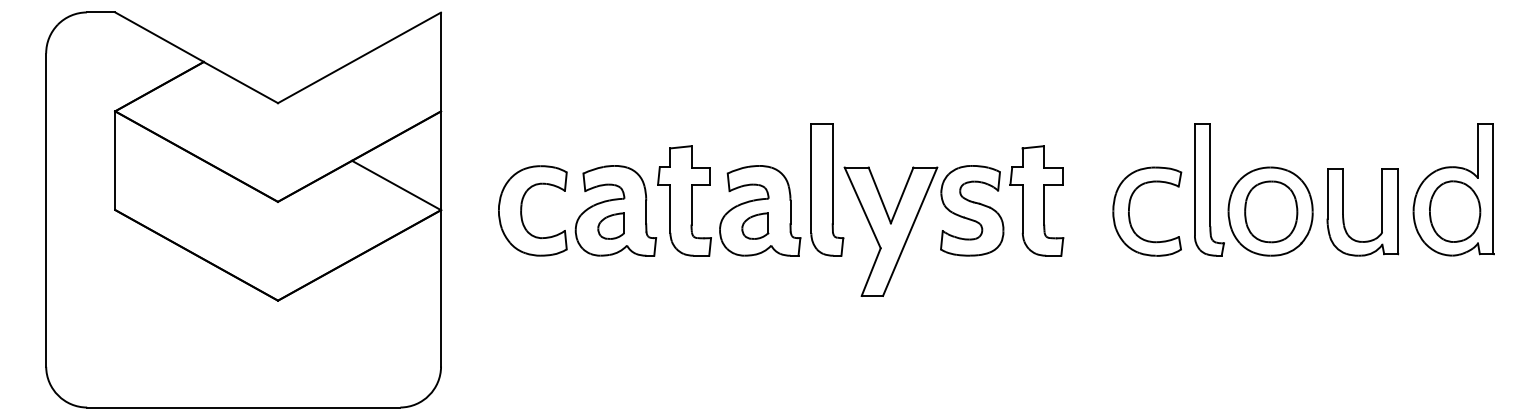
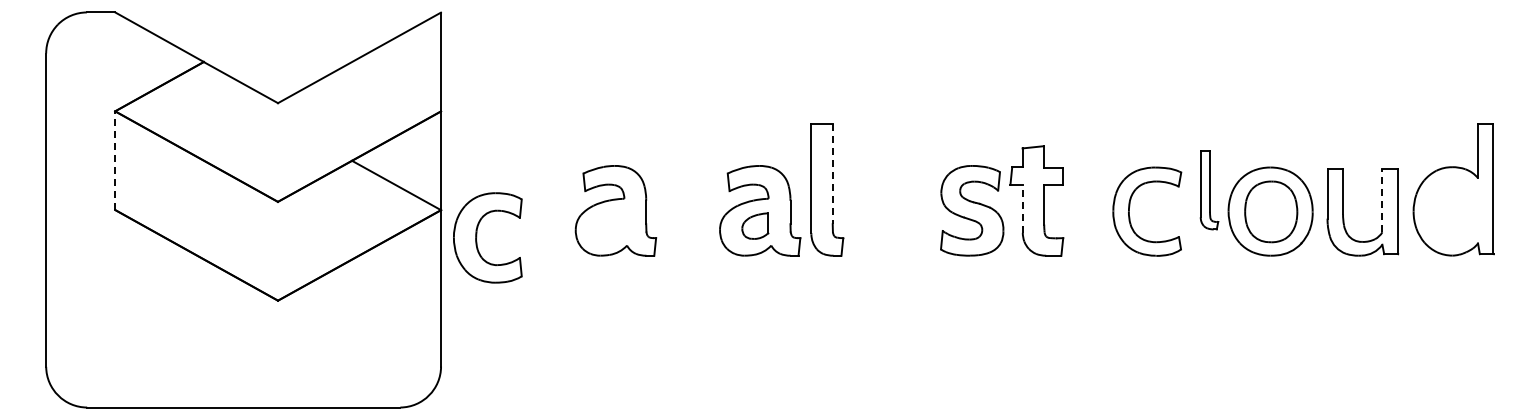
line: solid -> dashed (115, 160)
line: solid -> dashed (832, 174)
part size: 31x134 px -> 21x81 px (1209, 190)
part: present -> none (684, 200)
line: solid -> dashed (1382, 200)
line: solid -> dashed (1022, 208)
part position: (522, 210) -> (477, 237) (477, 237)
part: present -> none (1455, 211)
part: present -> none (610, 225)
part: present -> none (890, 231)
